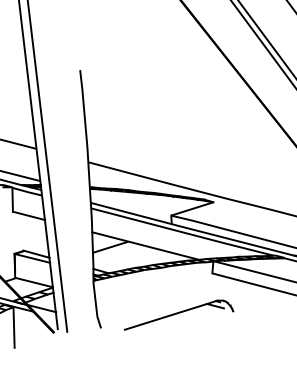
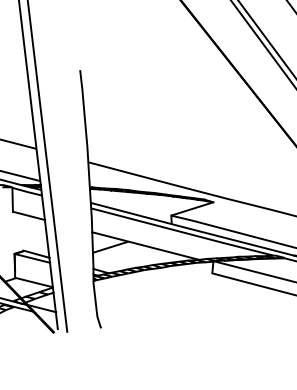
part: present -> none (179, 314)
line: present -> none (13, 327)
